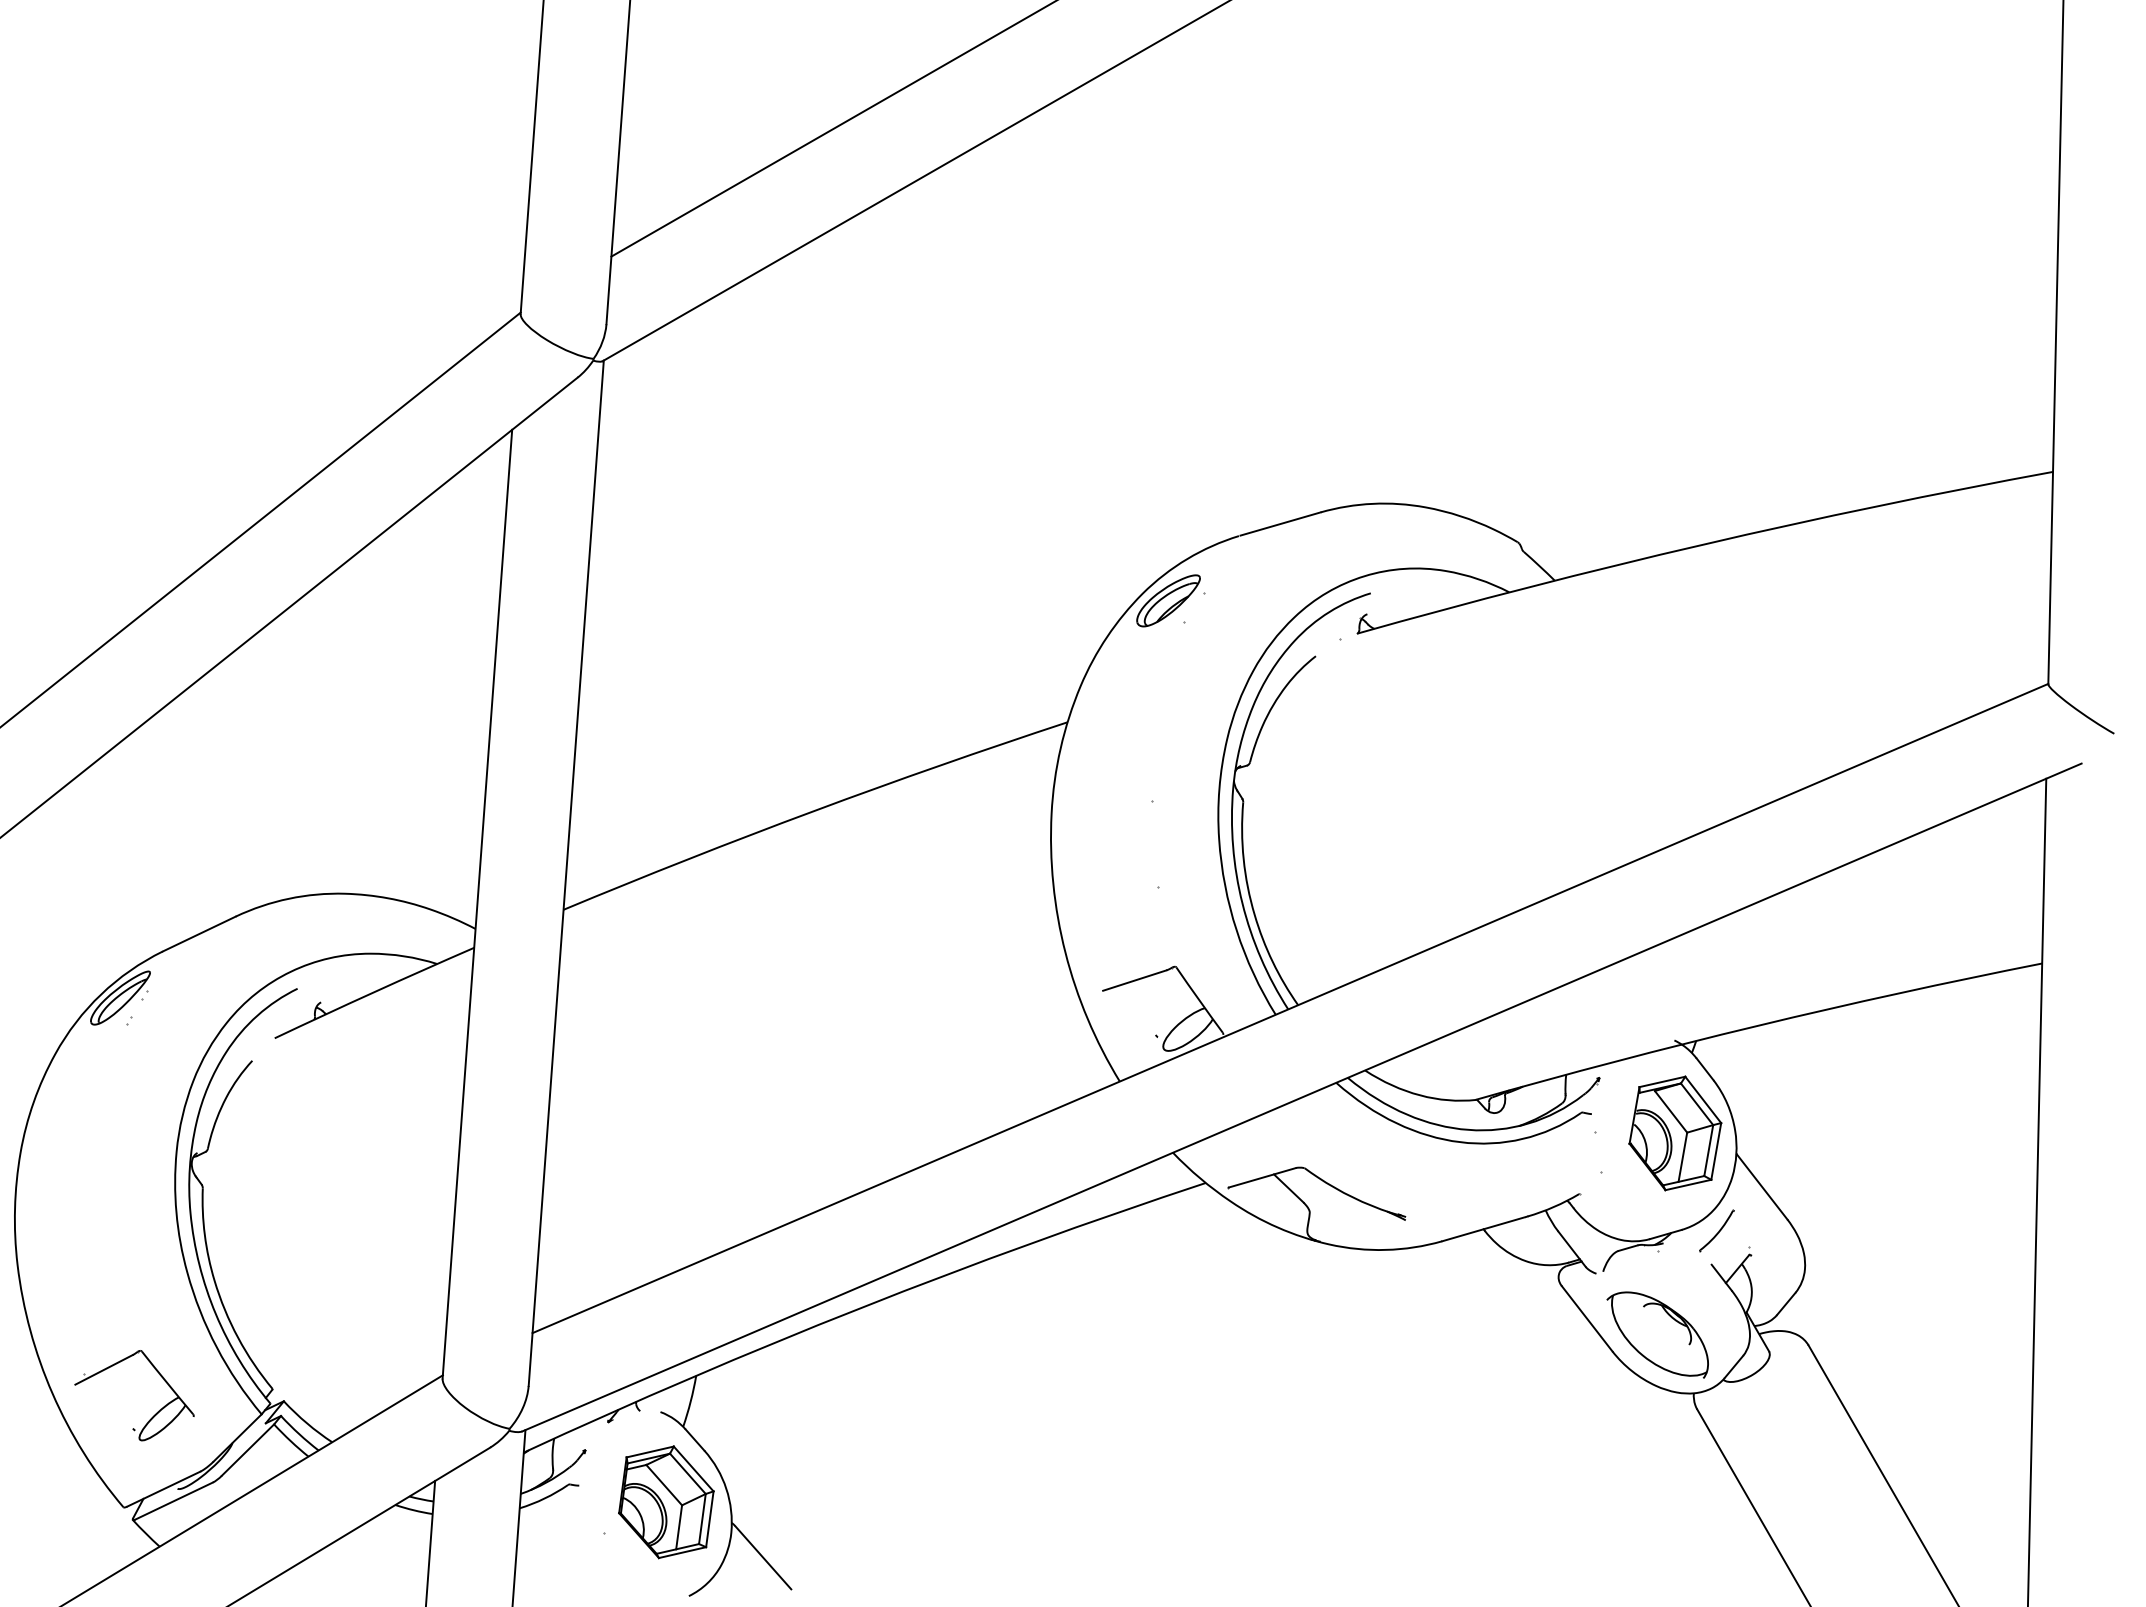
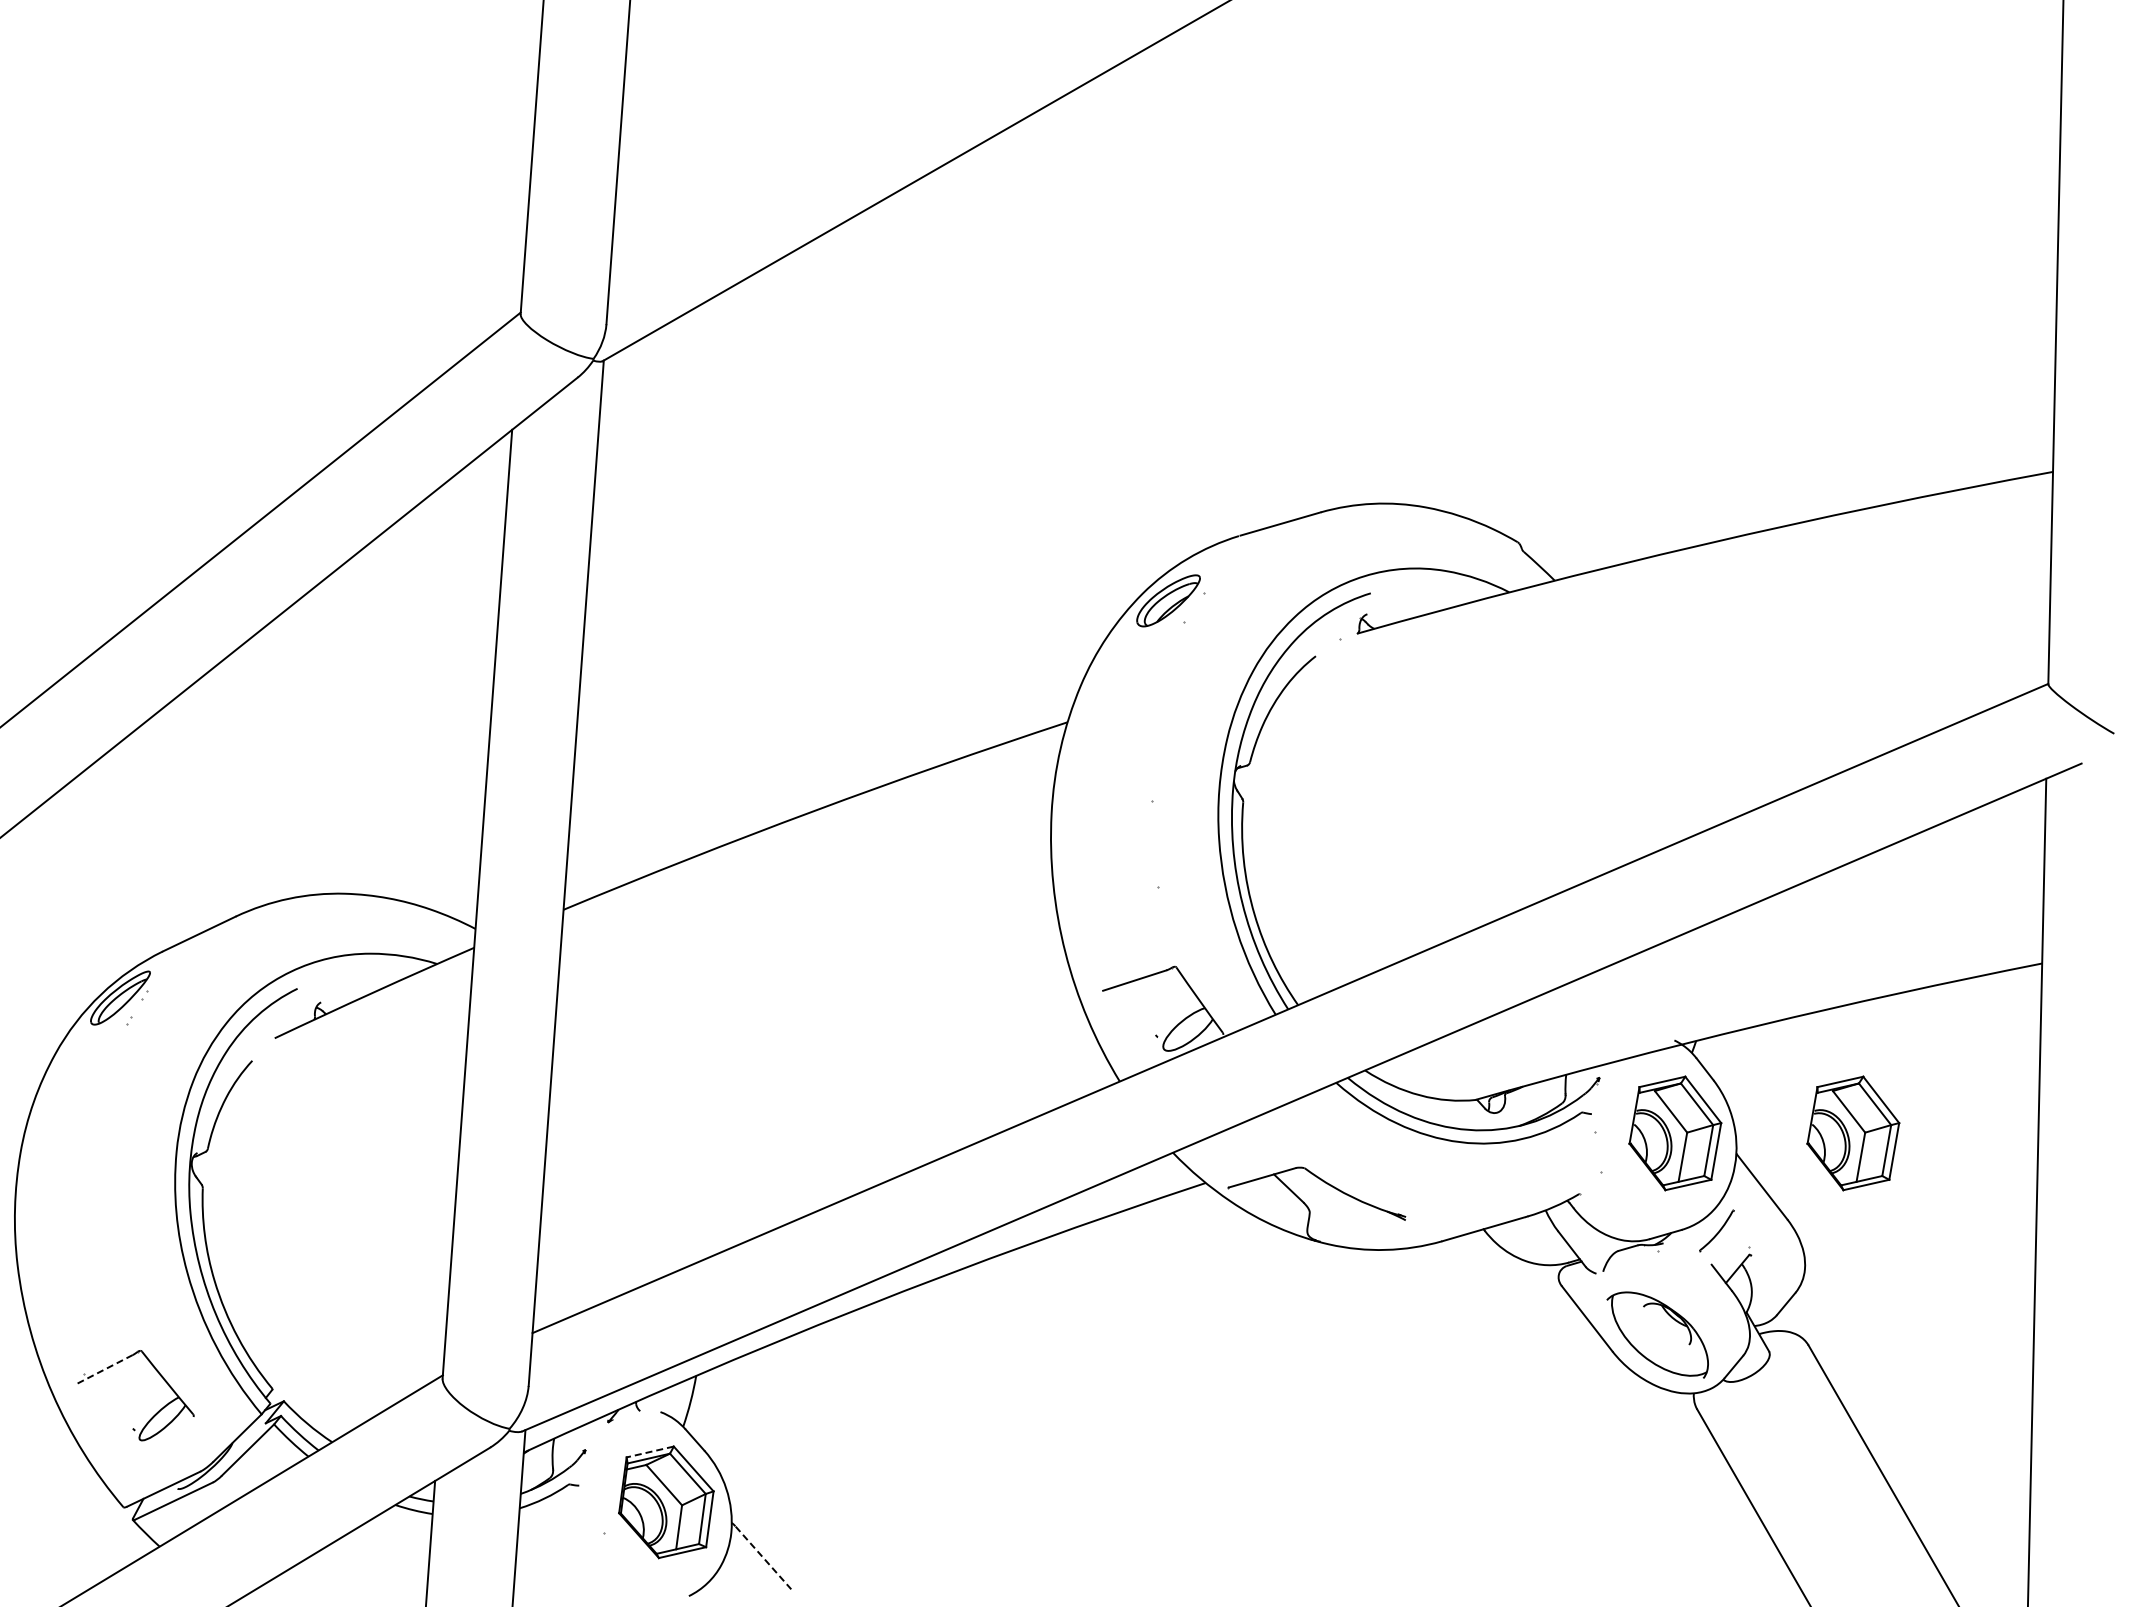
line: present -> none (832, 129)
part: none -> present (1853, 1133)
line: solid -> dashed (103, 1370)
line: solid -> dashed (649, 1452)
line: solid -> dashed (763, 1557)
